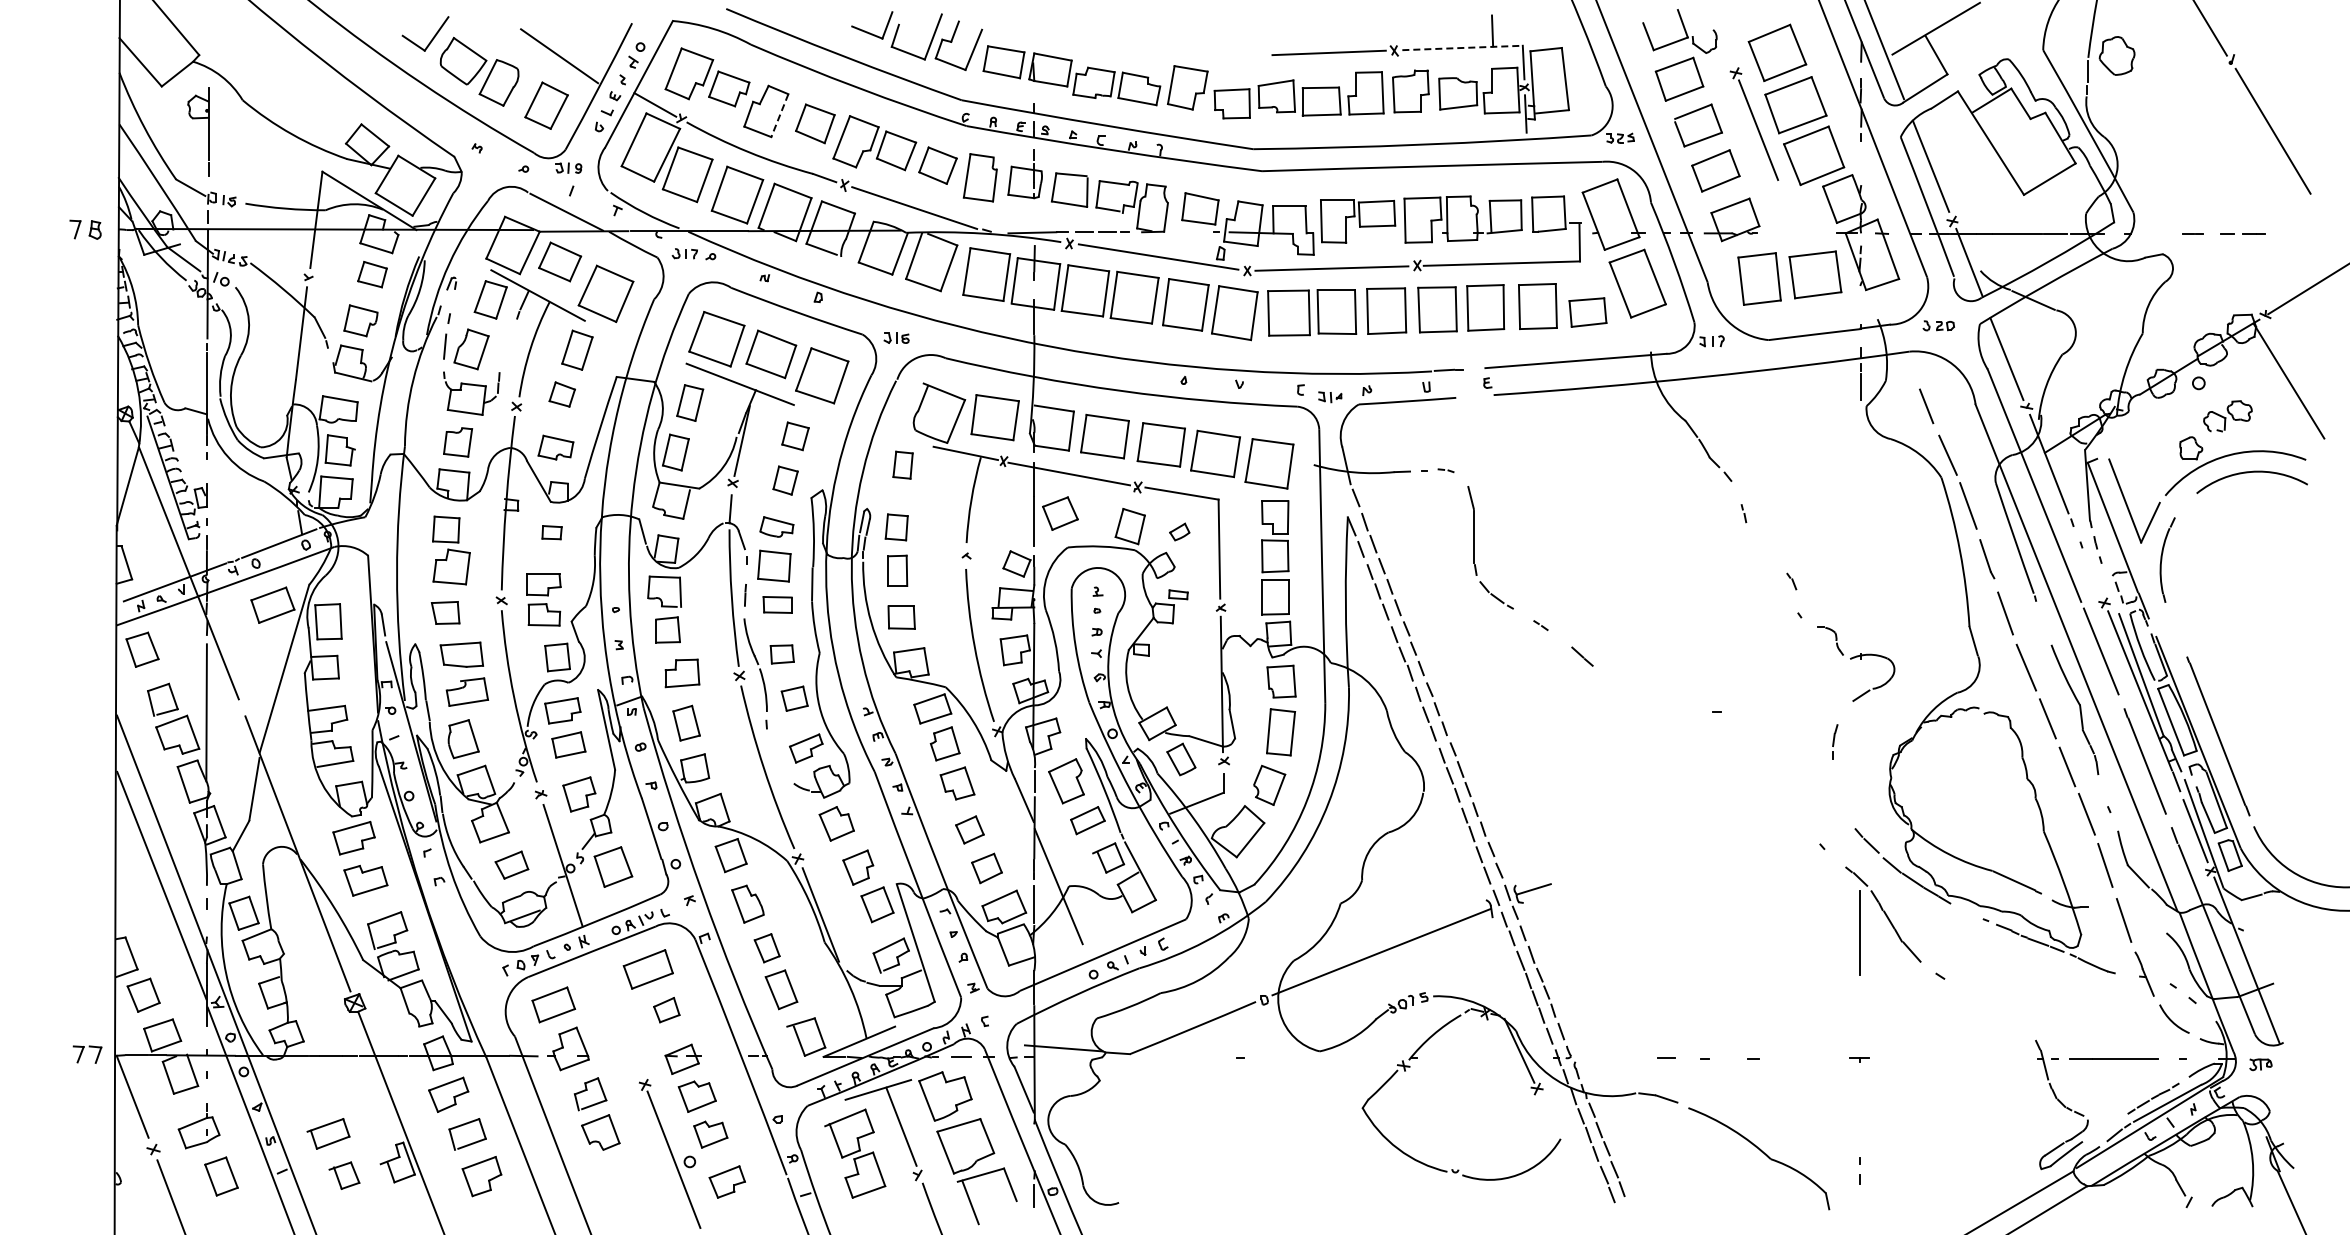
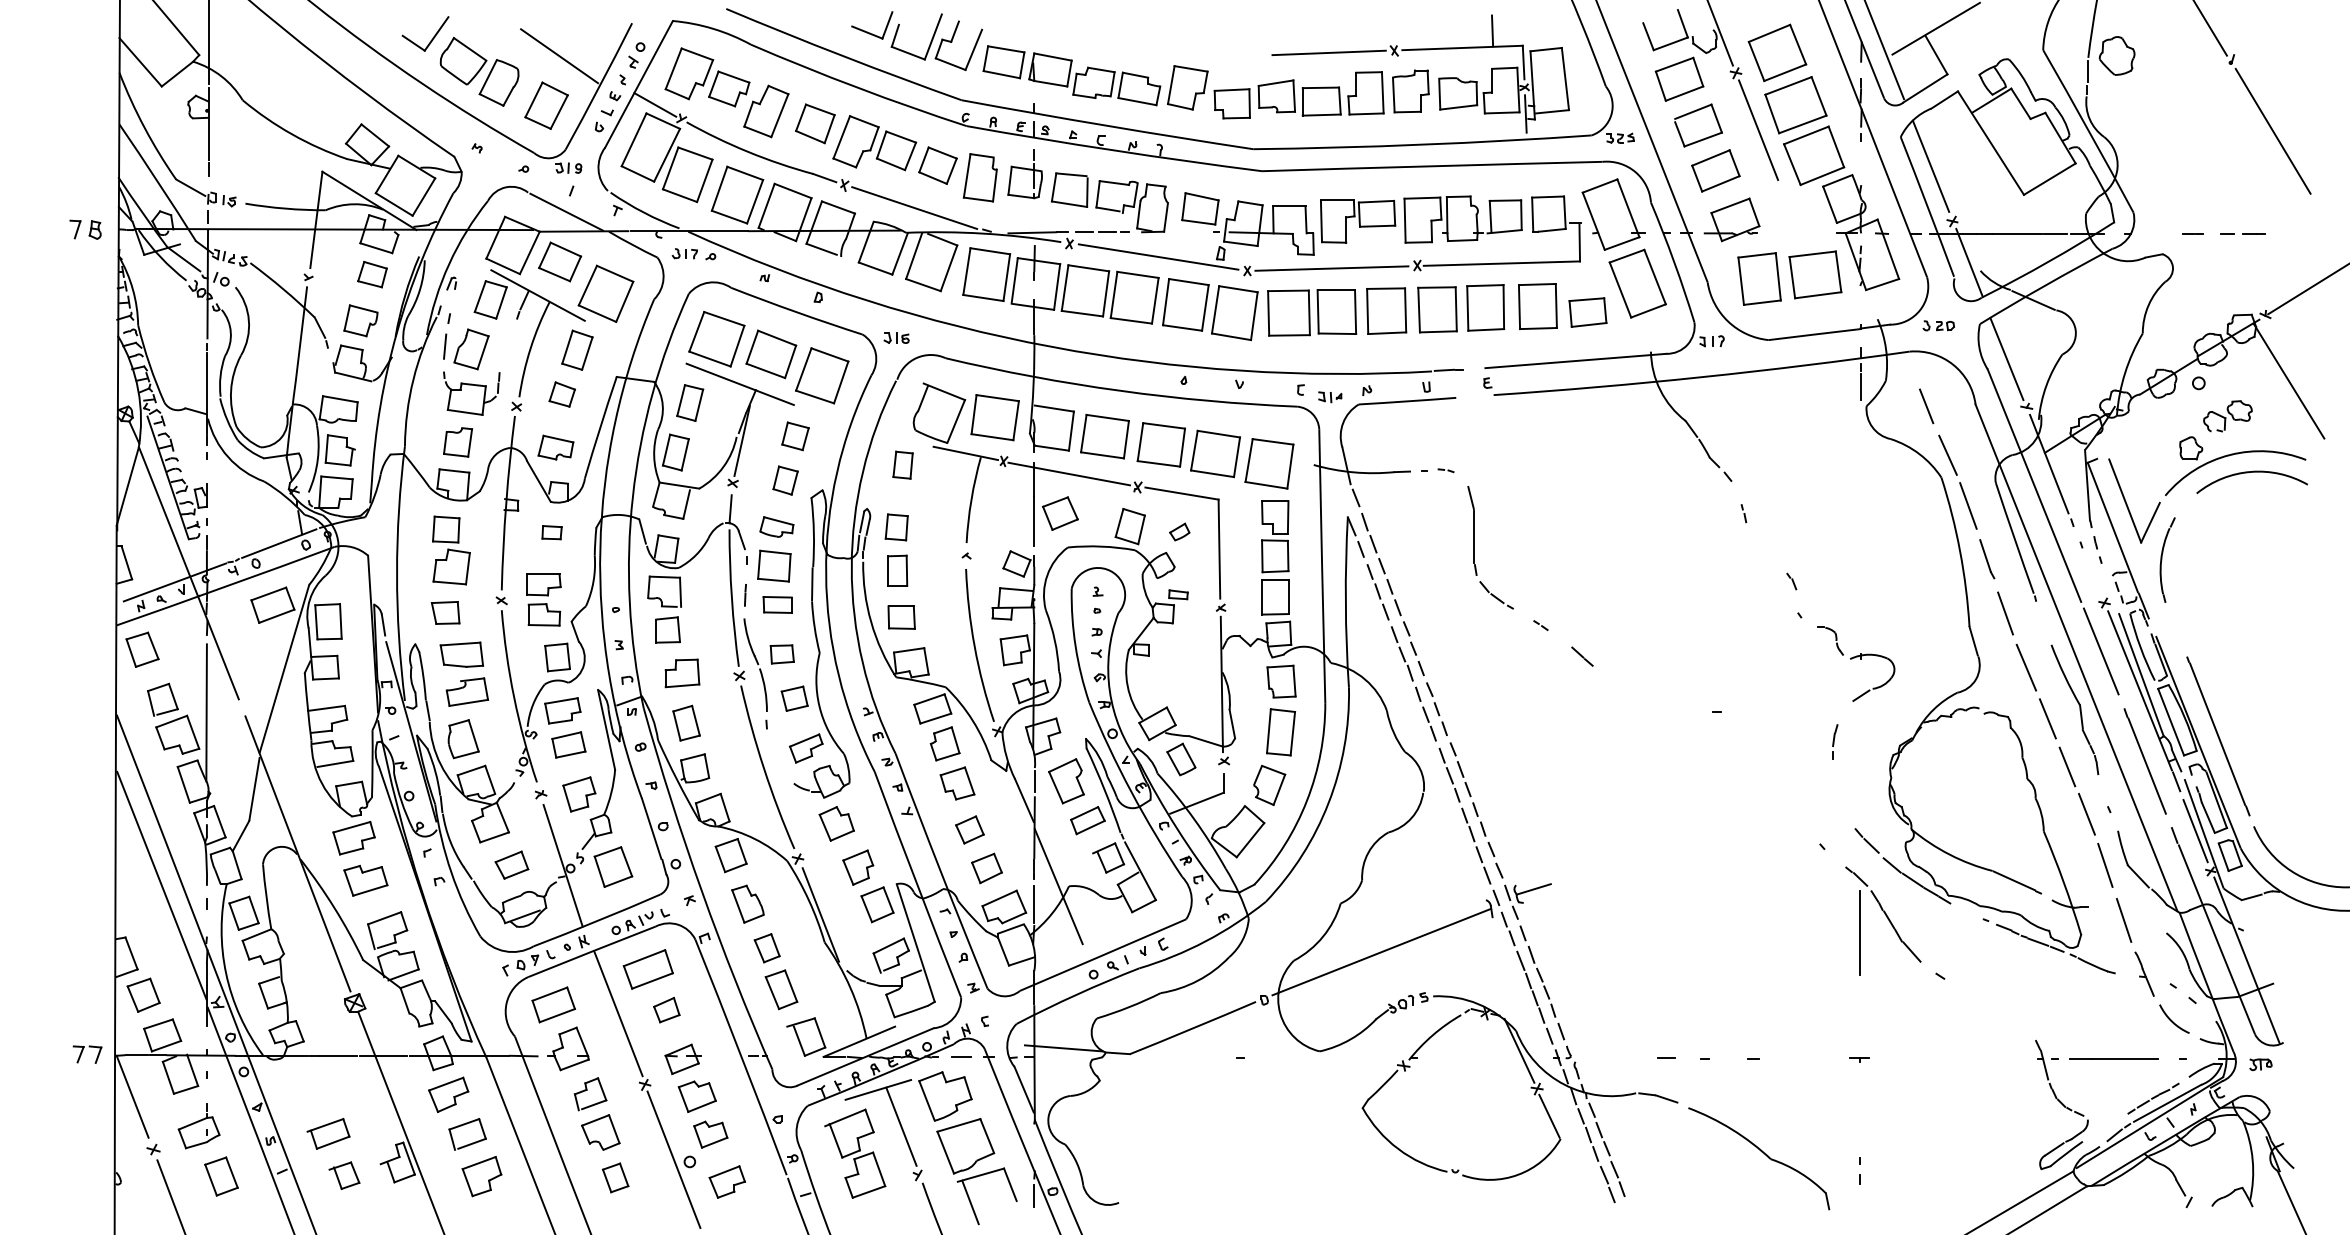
line: none -> present (1720, 33)
line: none -> present (208, 42)
line: dashed -> solid (1463, 47)
line: dashed -> solid (779, 116)
line: none -> present (618, 1013)
line: none -> present (1549, 1115)
part: none -> present (615, 1177)
